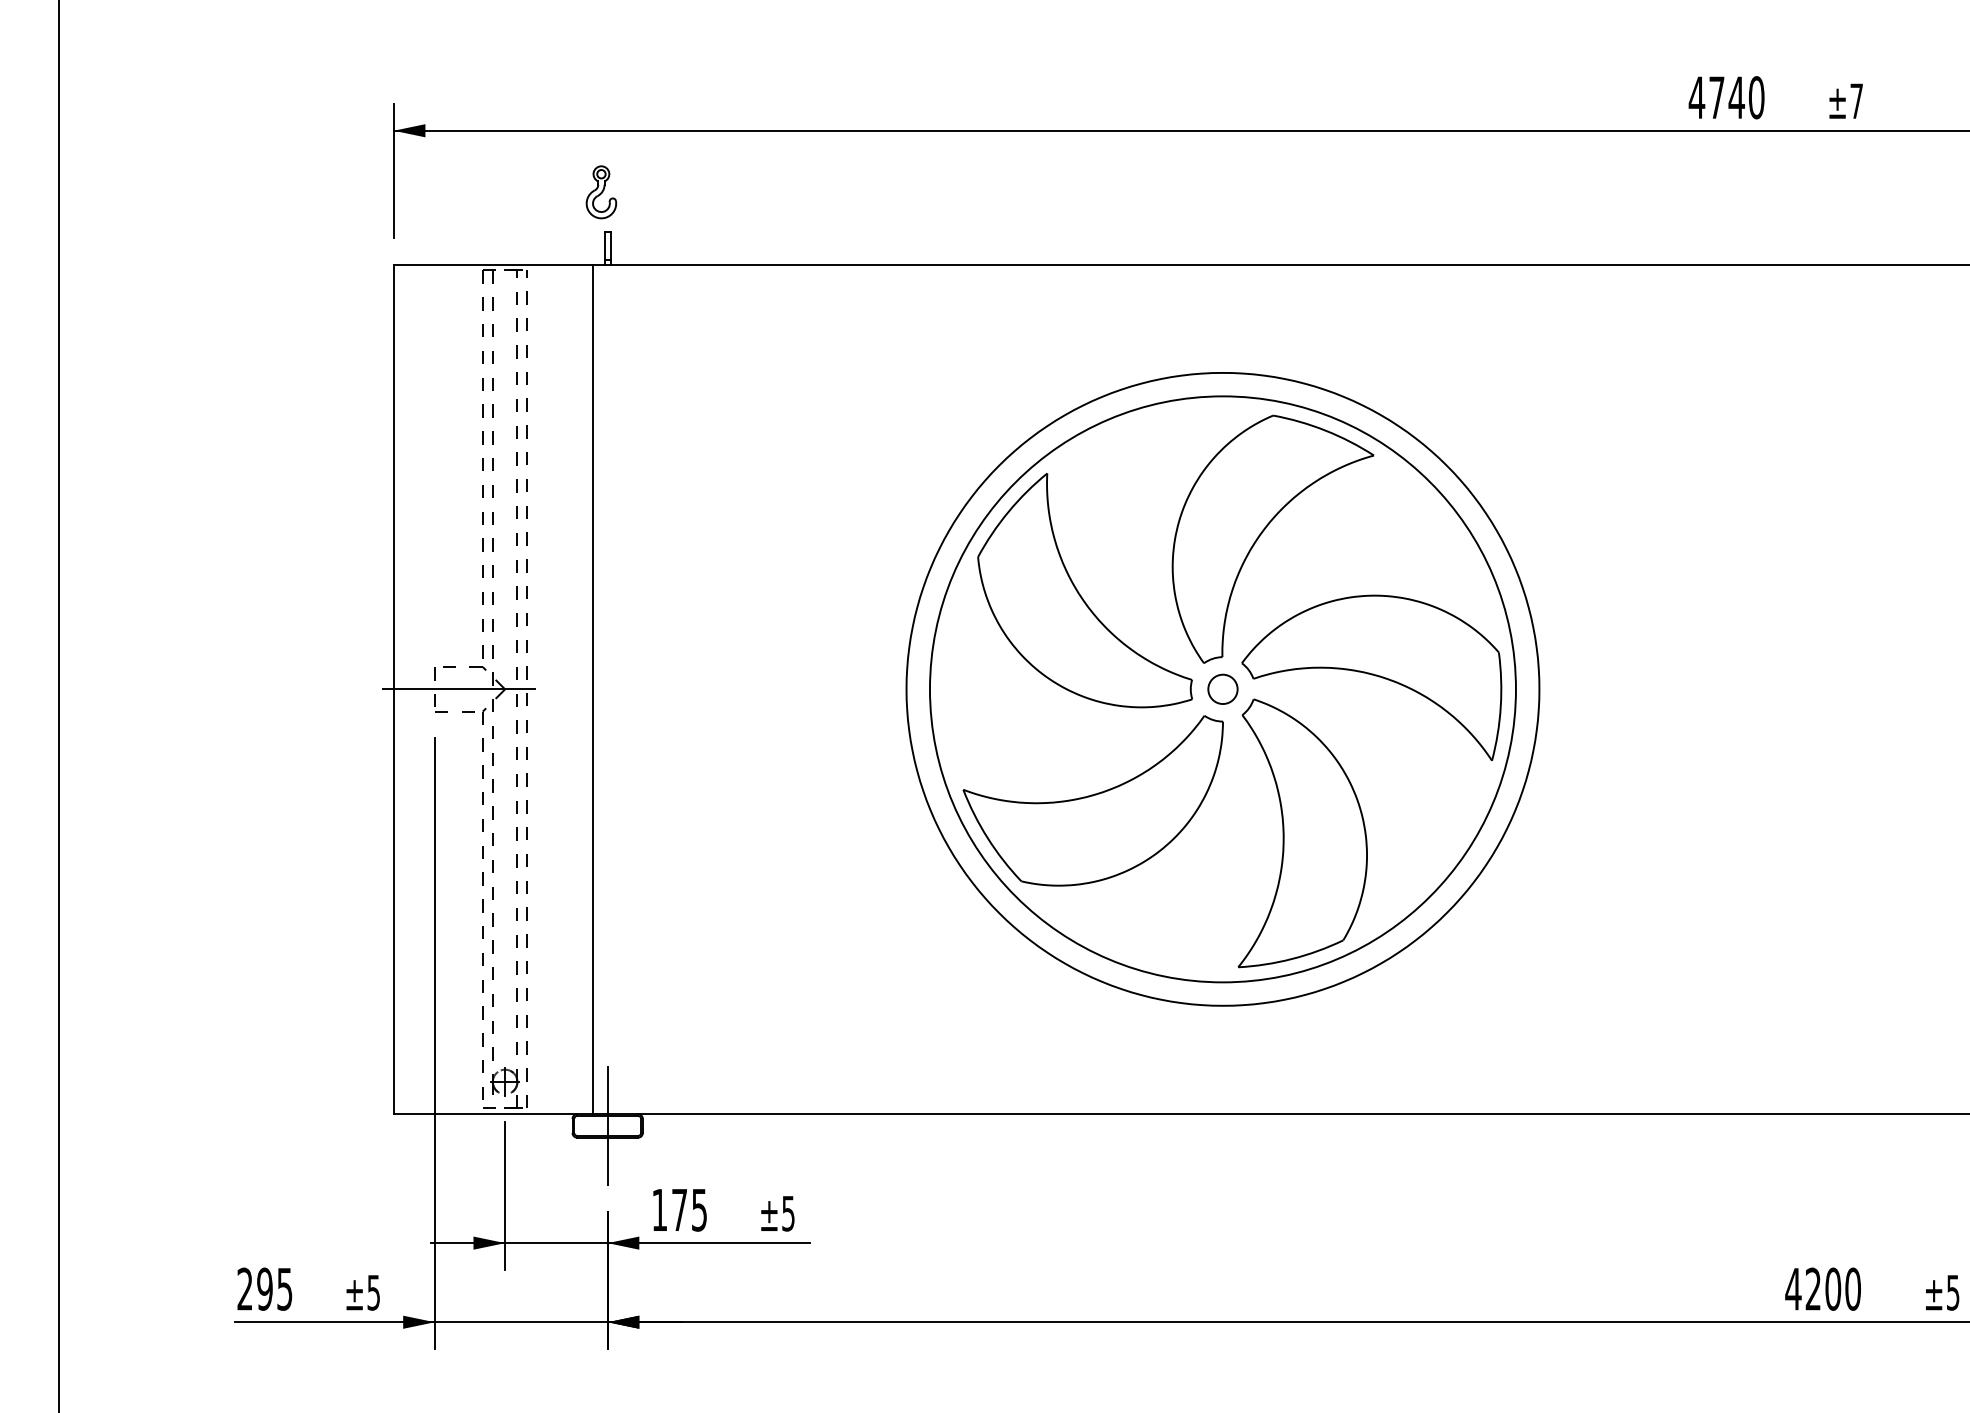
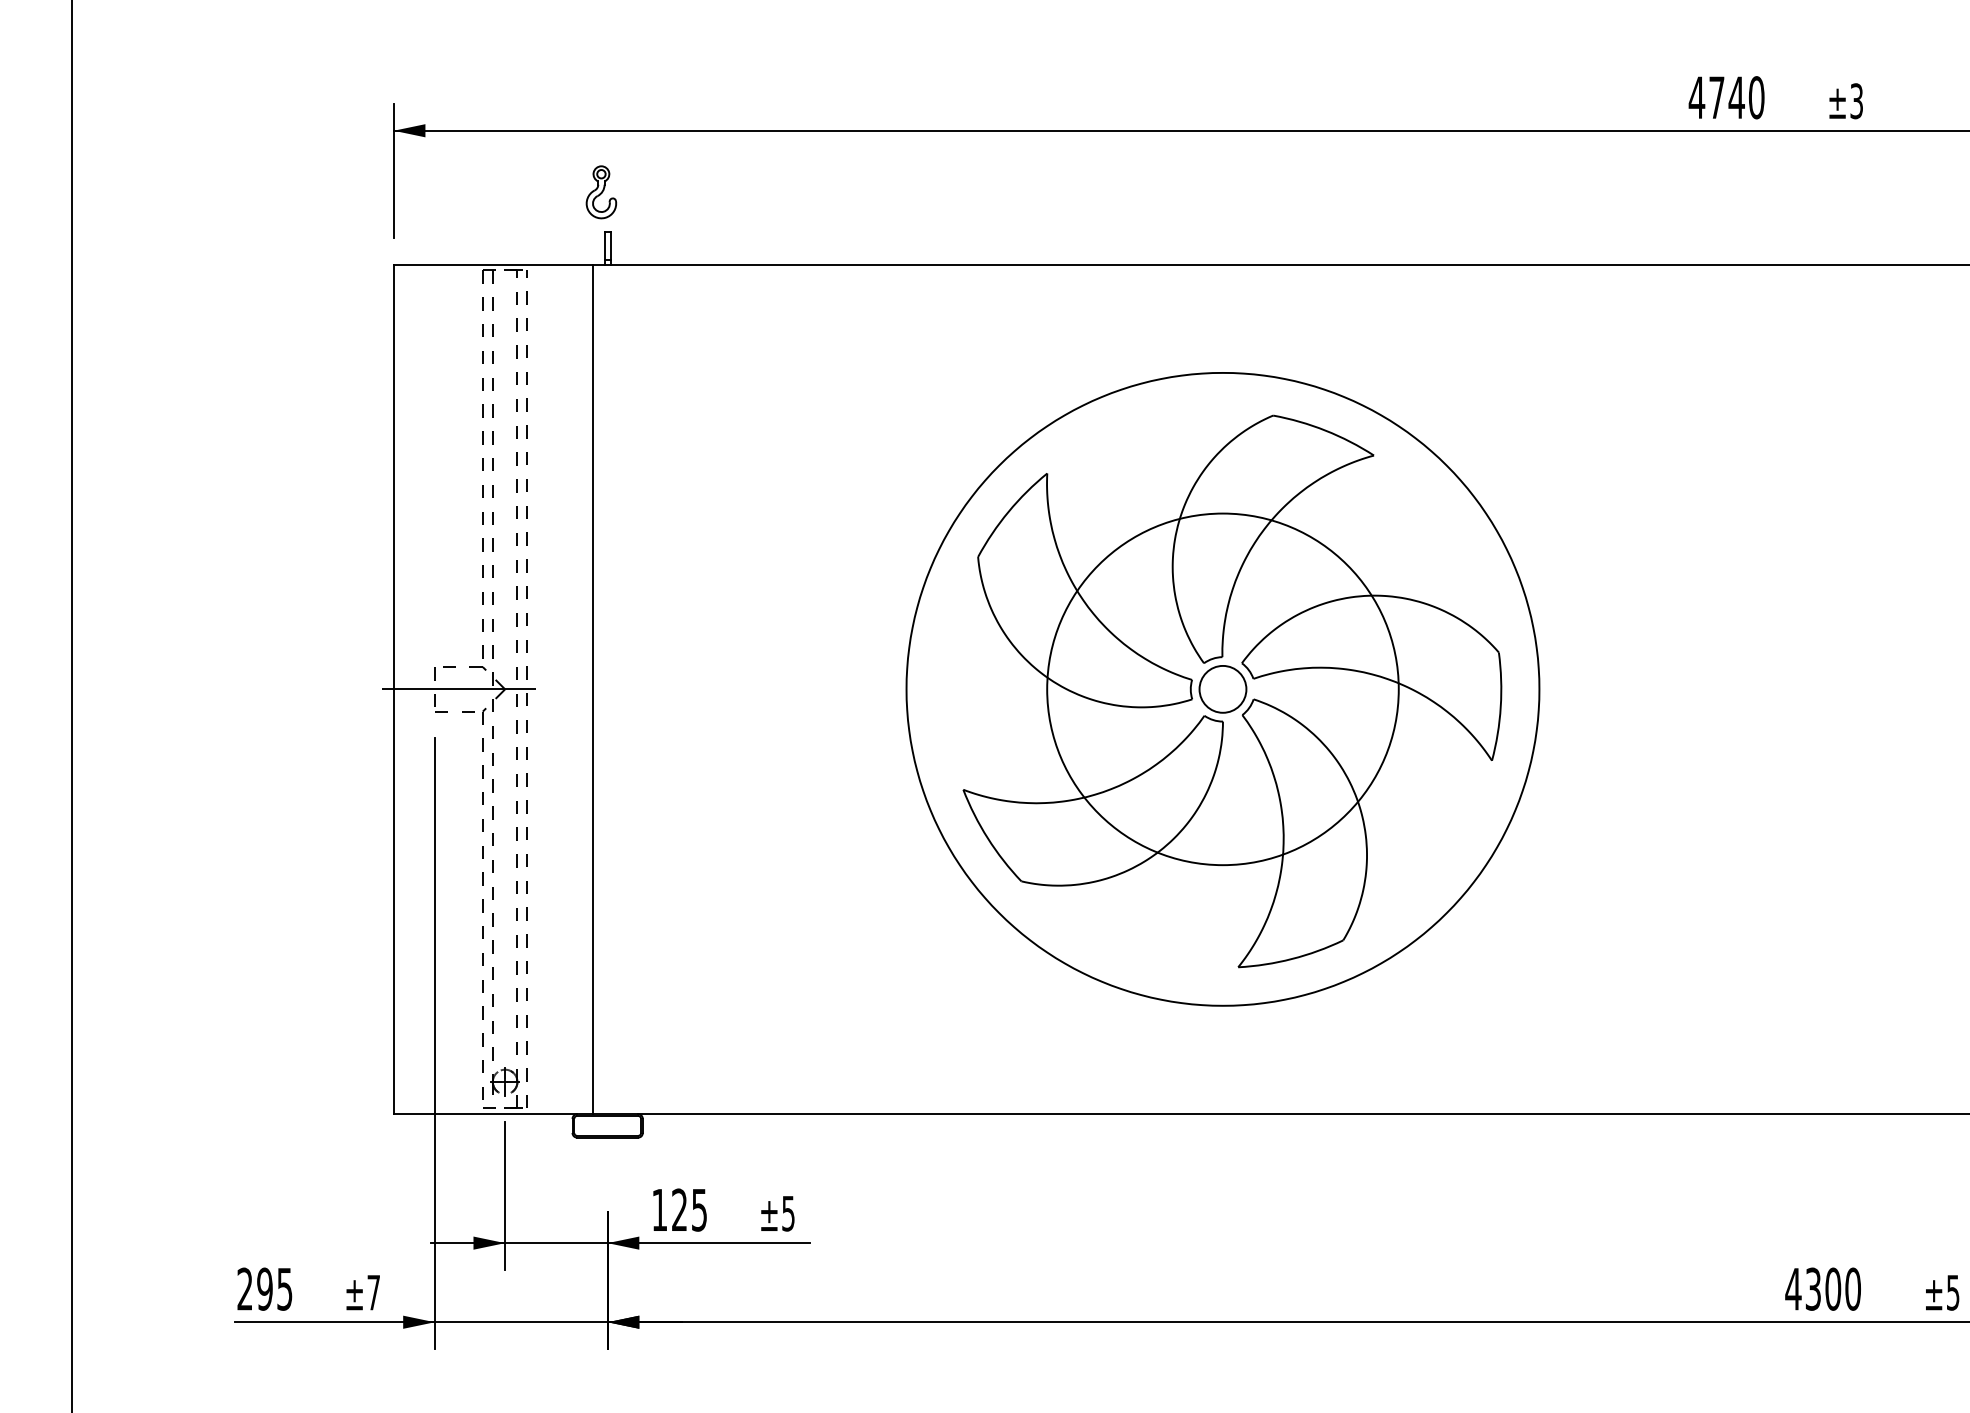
text: ±7 -> ±3 (1856, 101)
circle diameter: 29 px -> 47 px (1222, 688)
circle diameter: 586 px -> 352 px (1222, 689)
line position: (59, 705) -> (72, 705) (72, 705)
line: present -> none (607, 1125)
text: 175 -> 125 (679, 1209)
text: 4200 -> 4300 (1812, 1288)
text: ±5 -> ±7 (373, 1292)
